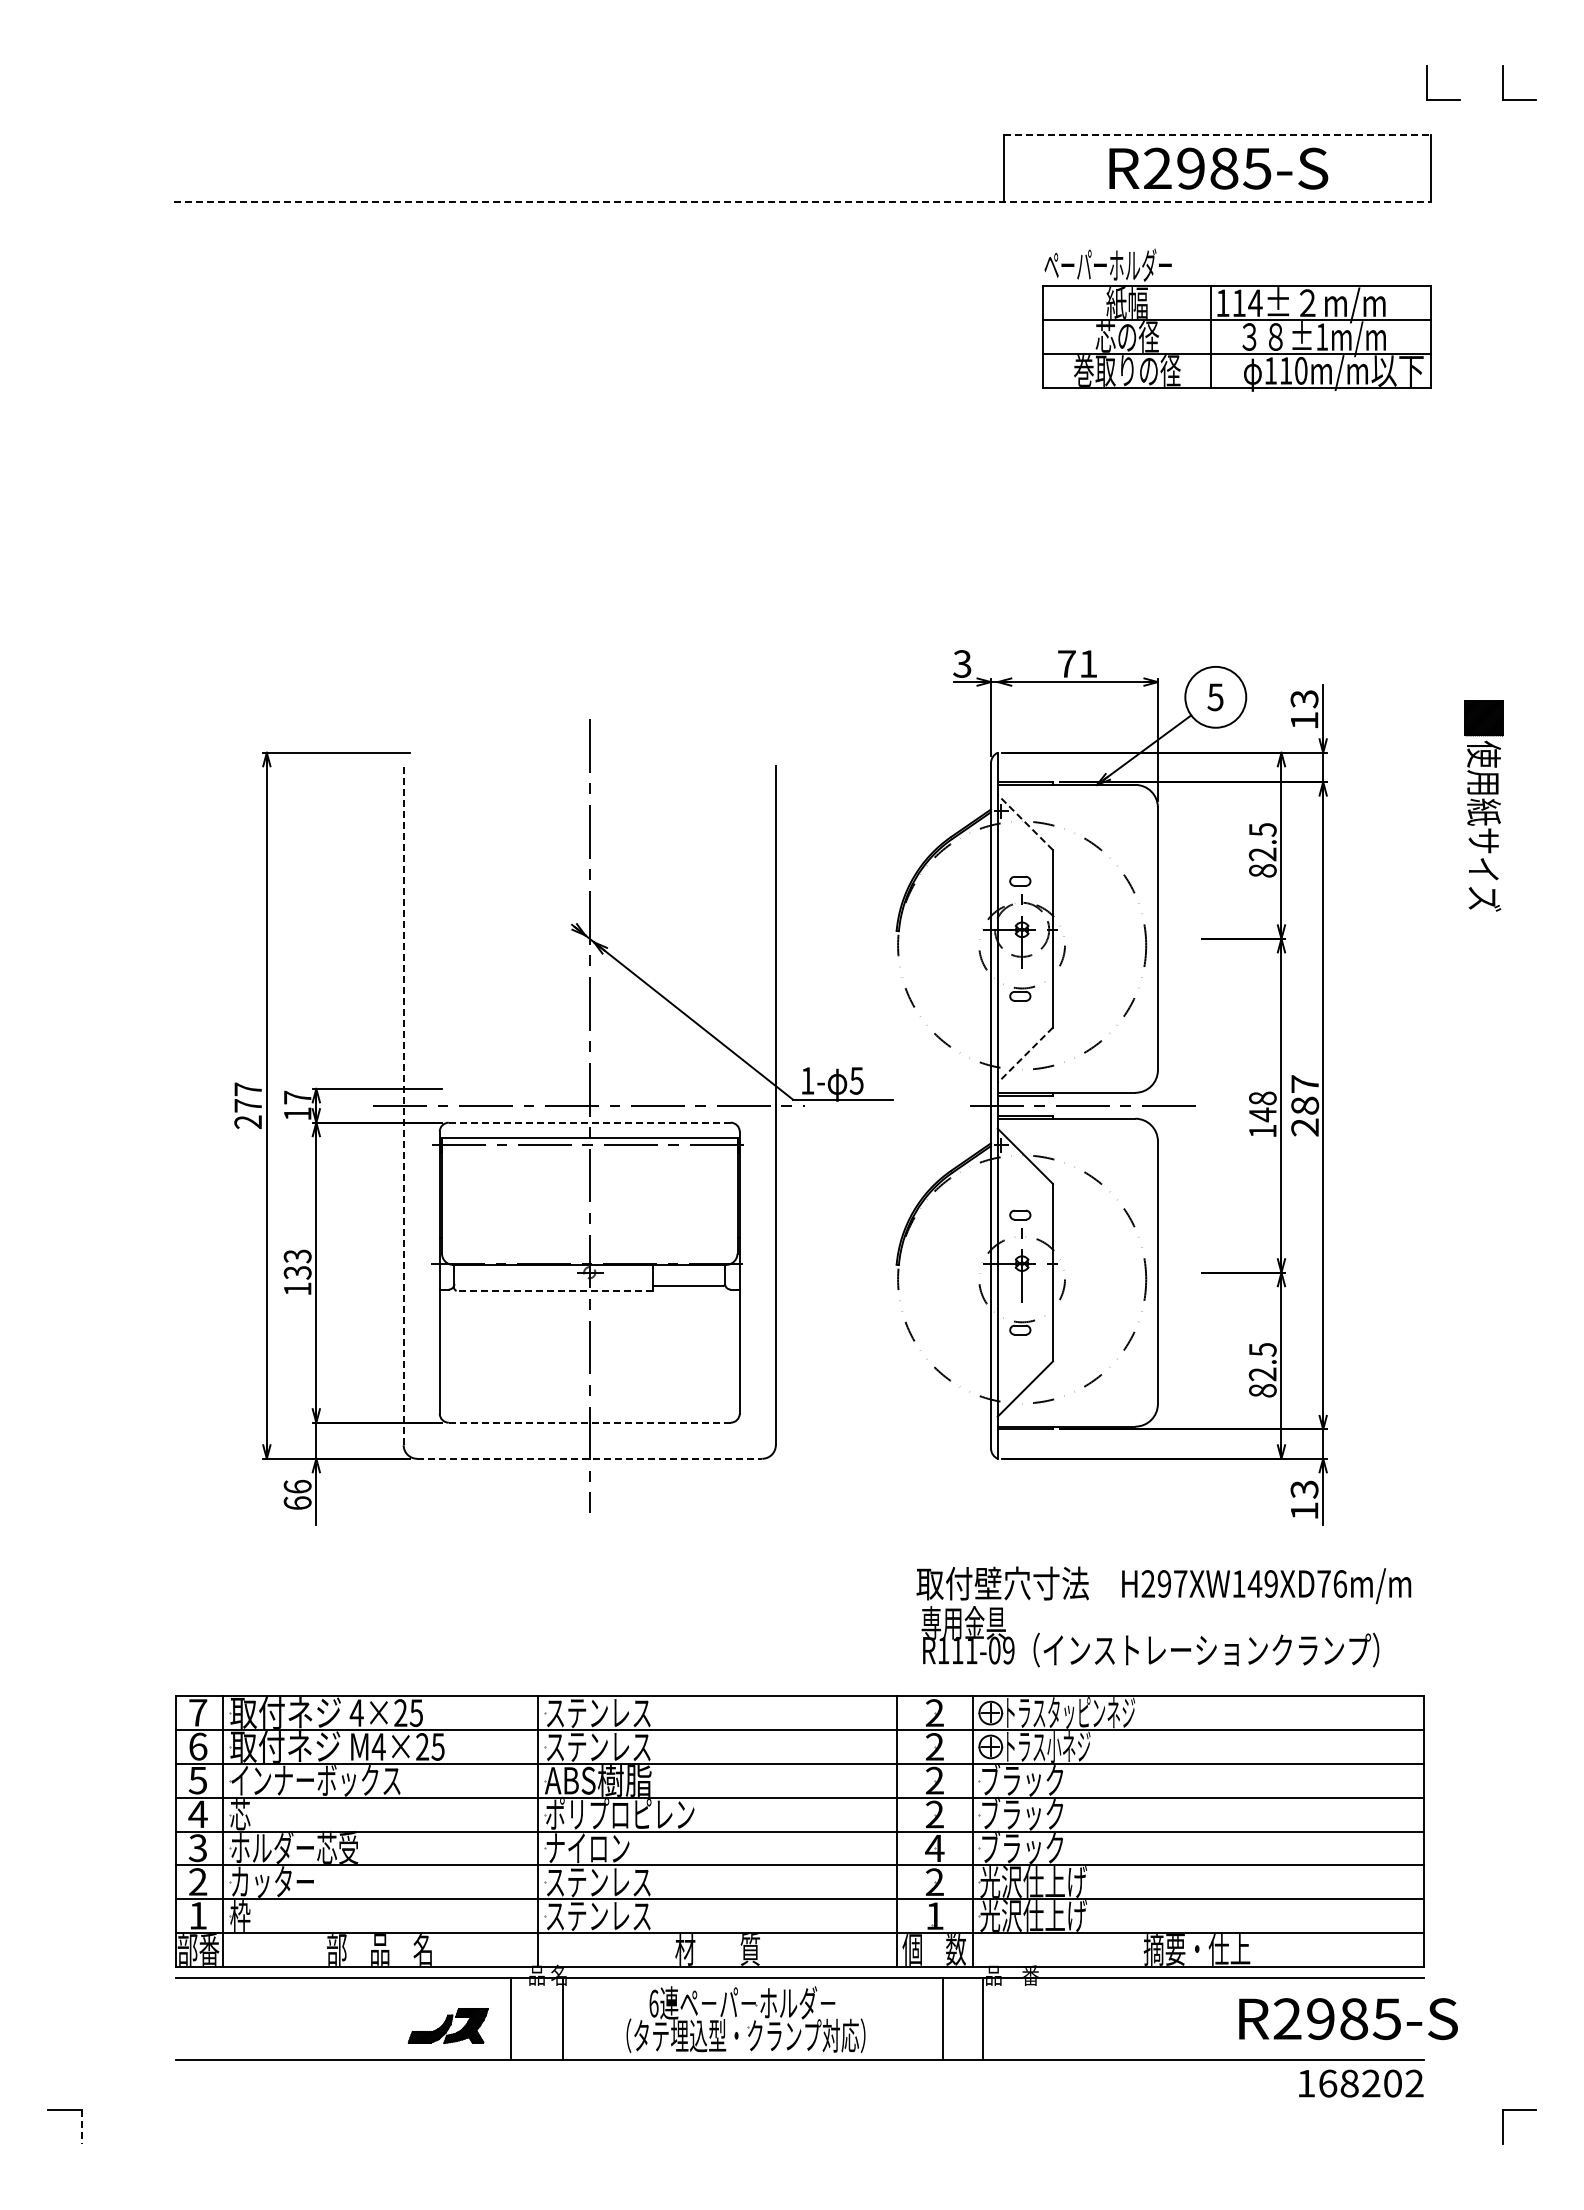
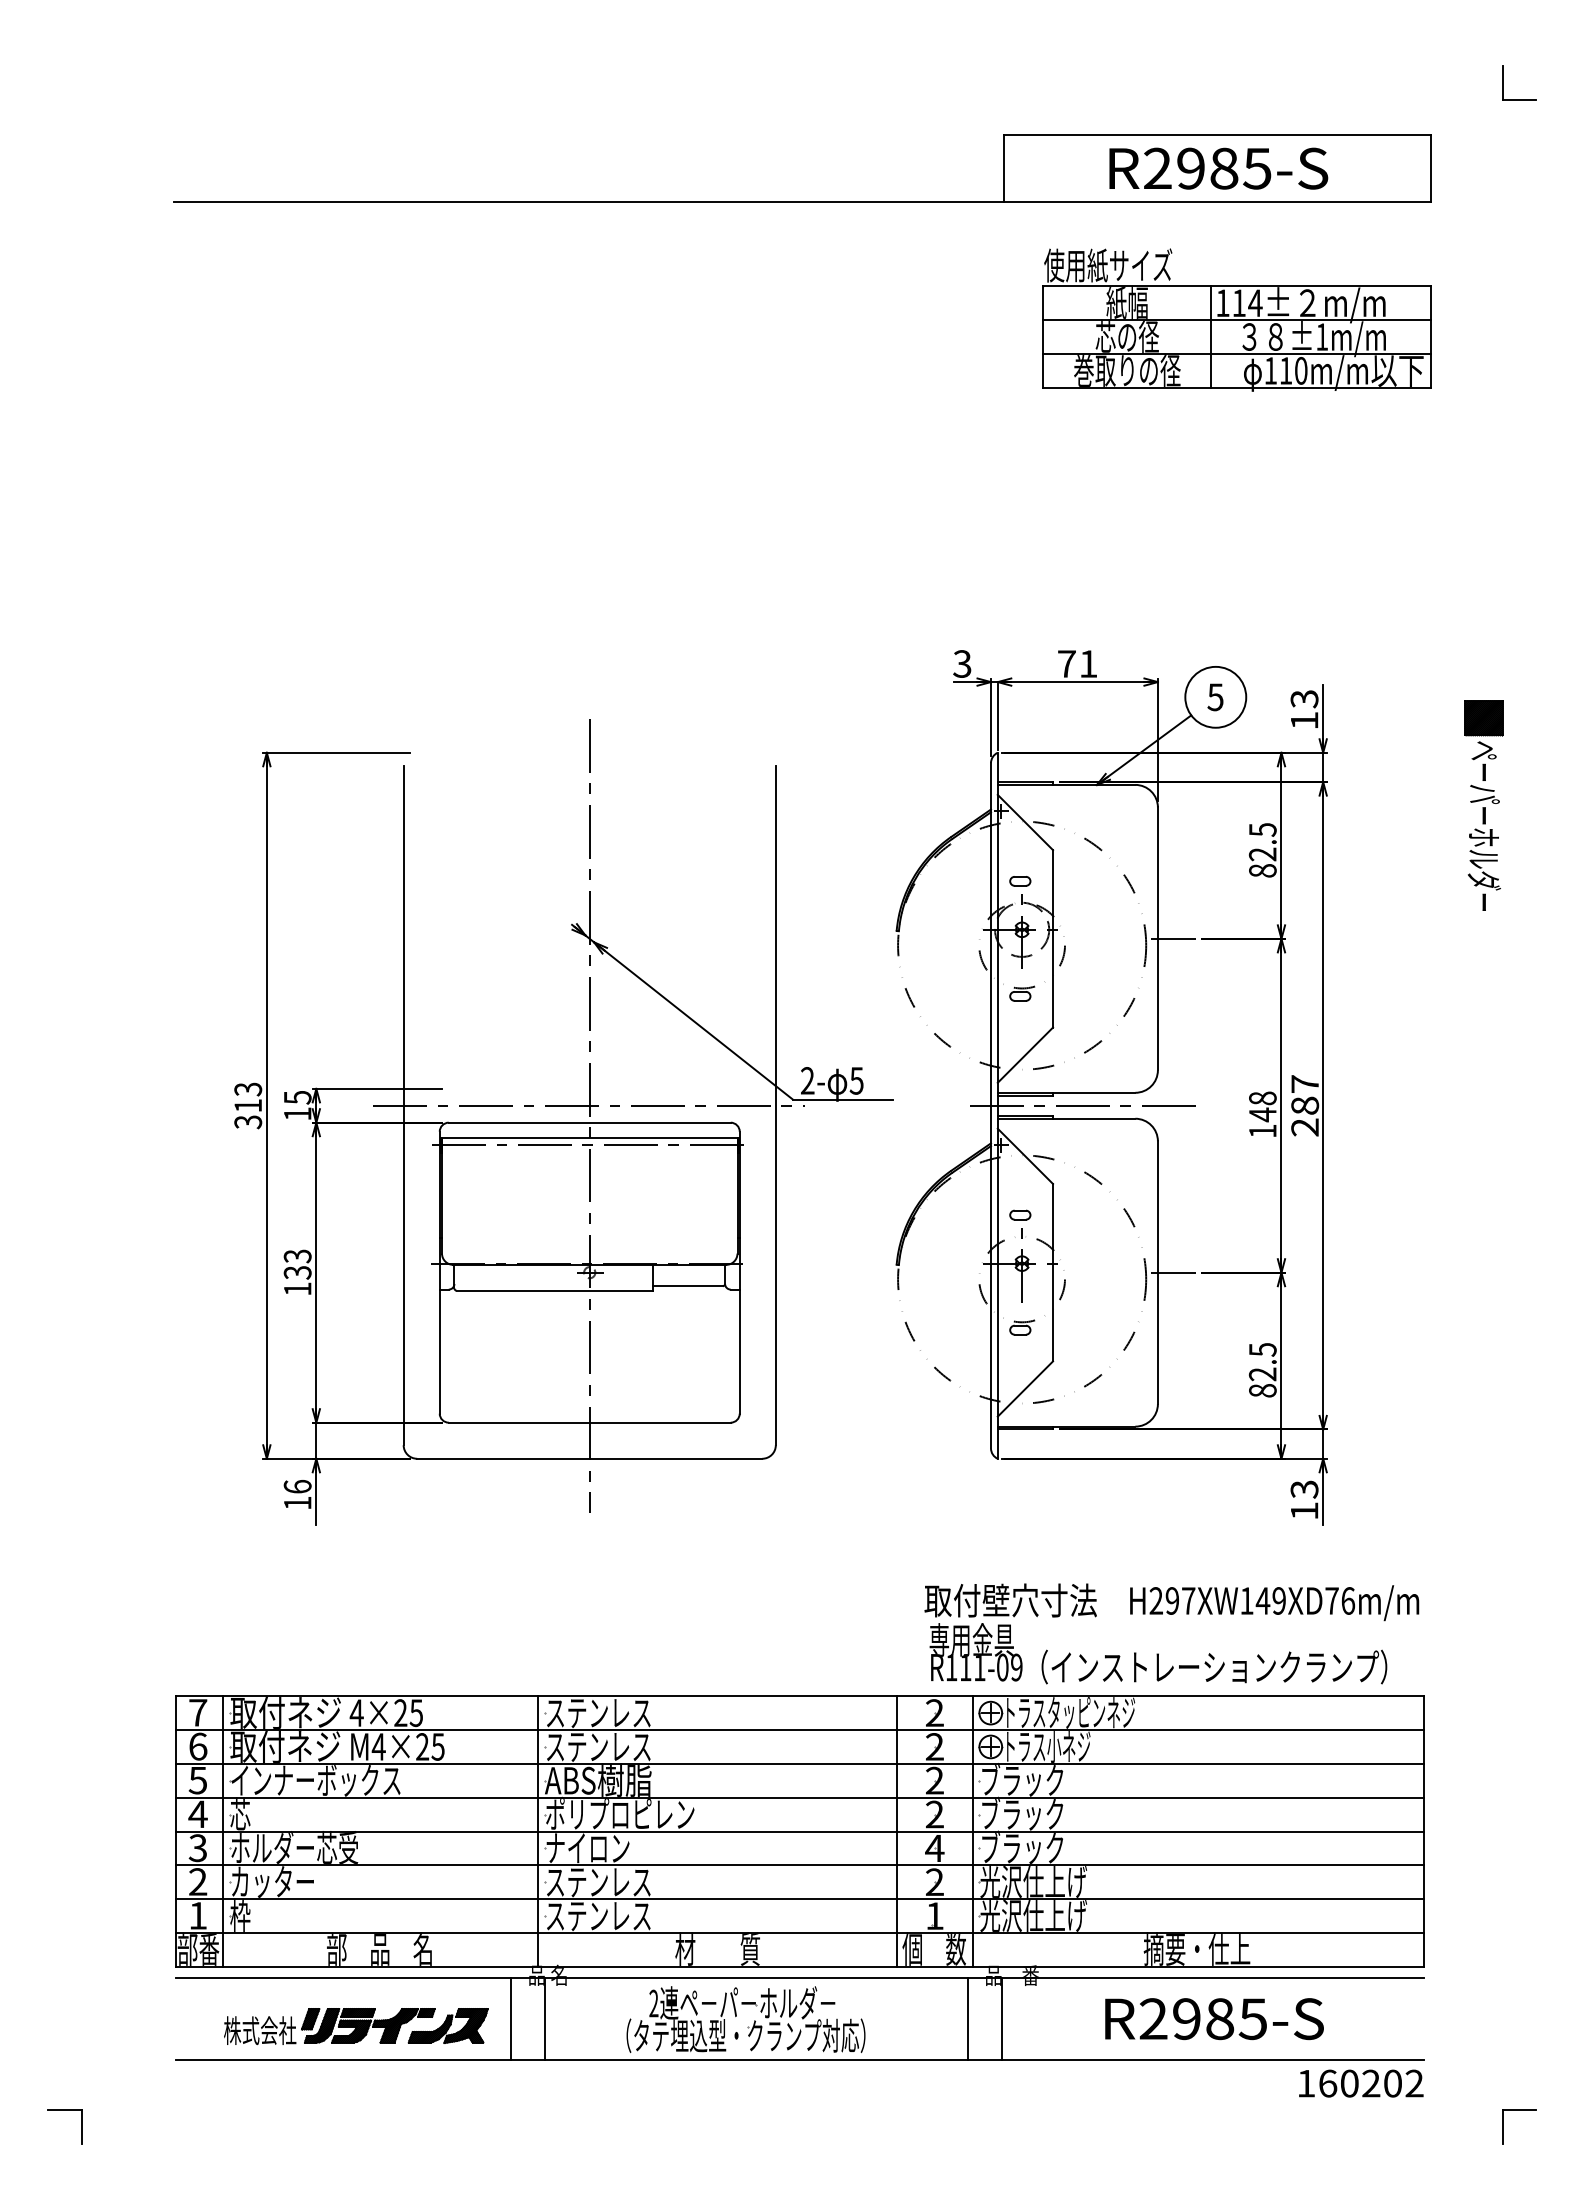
part: present -> none (1427, 82)
line: dashed -> solid (1217, 135)
line: dashed -> solid (802, 202)
text: ペーパーホルダー -> 使用紙サイズ (1108, 265)
line: none -> present (997, 717)
line: dashed -> solid (1025, 822)
text: 使用紙サイズ -> ペーパーホルダー (1484, 825)
line: none -> present (1172, 938)
line: dashed -> solid (1025, 1055)
text: 1- -> 2- (807, 1080)
text: 17 -> 15 (297, 1097)
text: 277 -> 313 (248, 1105)
line: dashed -> solid (403, 1105)
line: dashed -> solid (589, 1122)
line: none -> present (1172, 1272)
line: dashed -> solid (554, 1290)
line: dashed -> solid (589, 1422)
line: dashed -> solid (589, 1458)
text: 66 -> 16 (297, 1502)
text position: (1163, 1616) -> (1171, 1633) (1171, 1633)
text: 6 -> 2 (653, 2003)
line position: (562, 2018) -> (544, 2018) (544, 2018)
line position: (943, 2018) -> (968, 2018) (968, 2018)
line position: (982, 2018) -> (1001, 2018) (1001, 2018)
part position: (1348, 2019) -> (1214, 2019) (1214, 2019)
part: none -> present (329, 2026)
text: 168202 -> 160202 (1349, 2083)
line: dashed -> solid (81, 2126)
